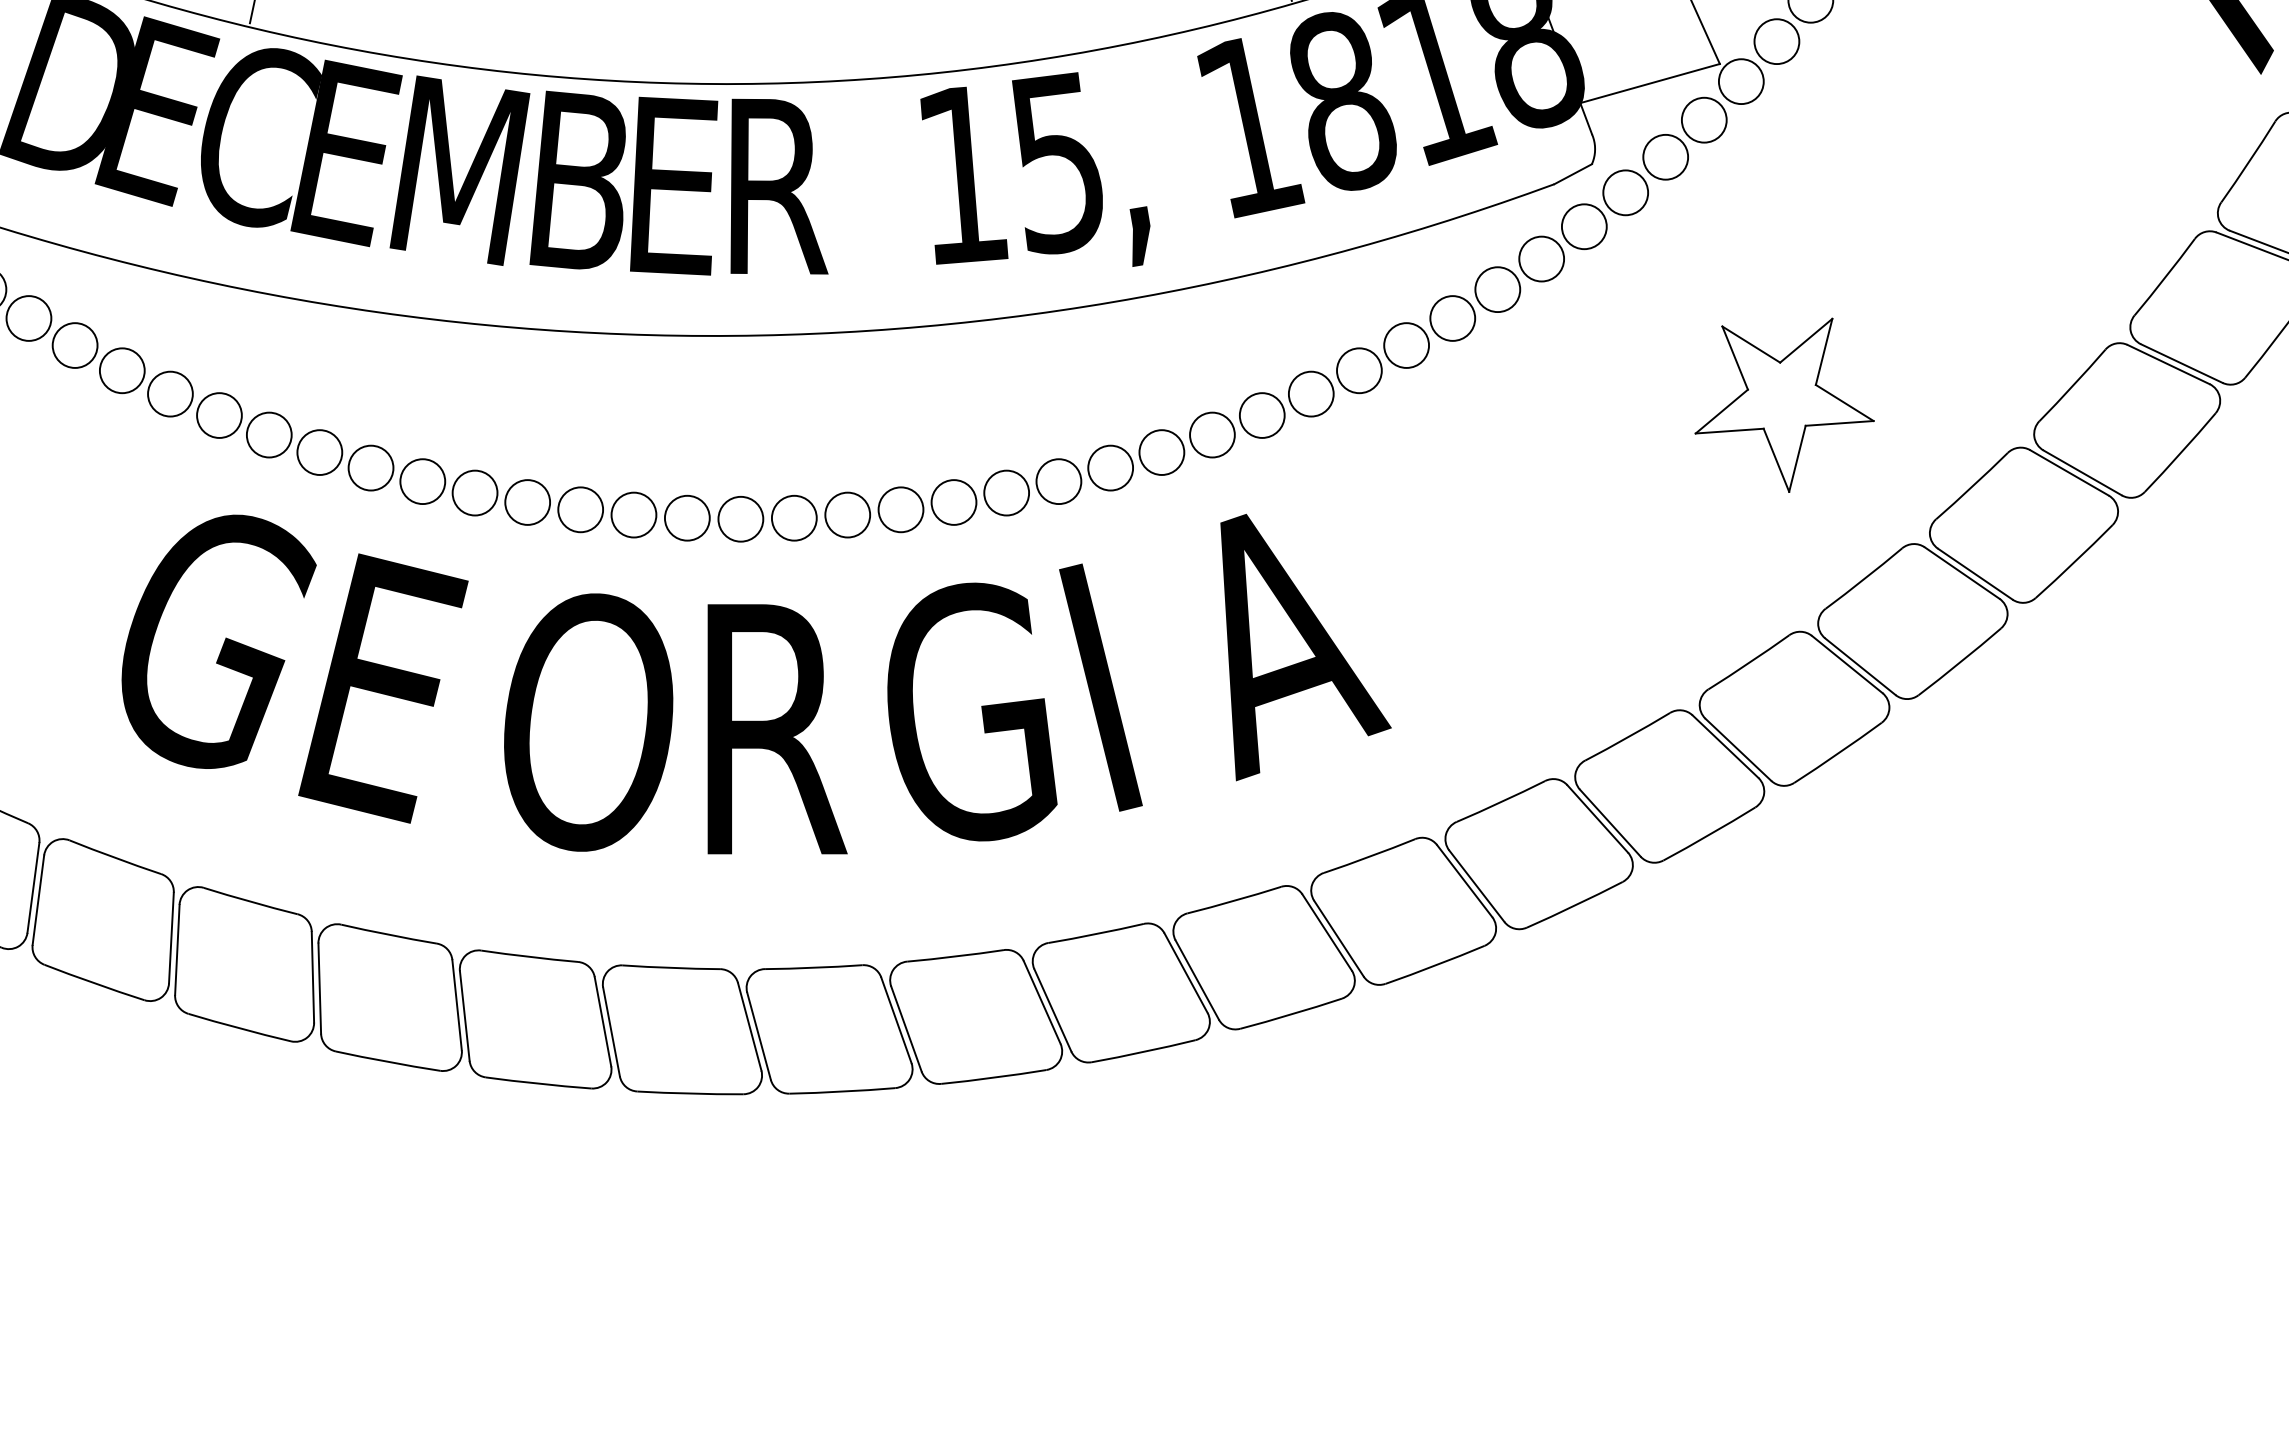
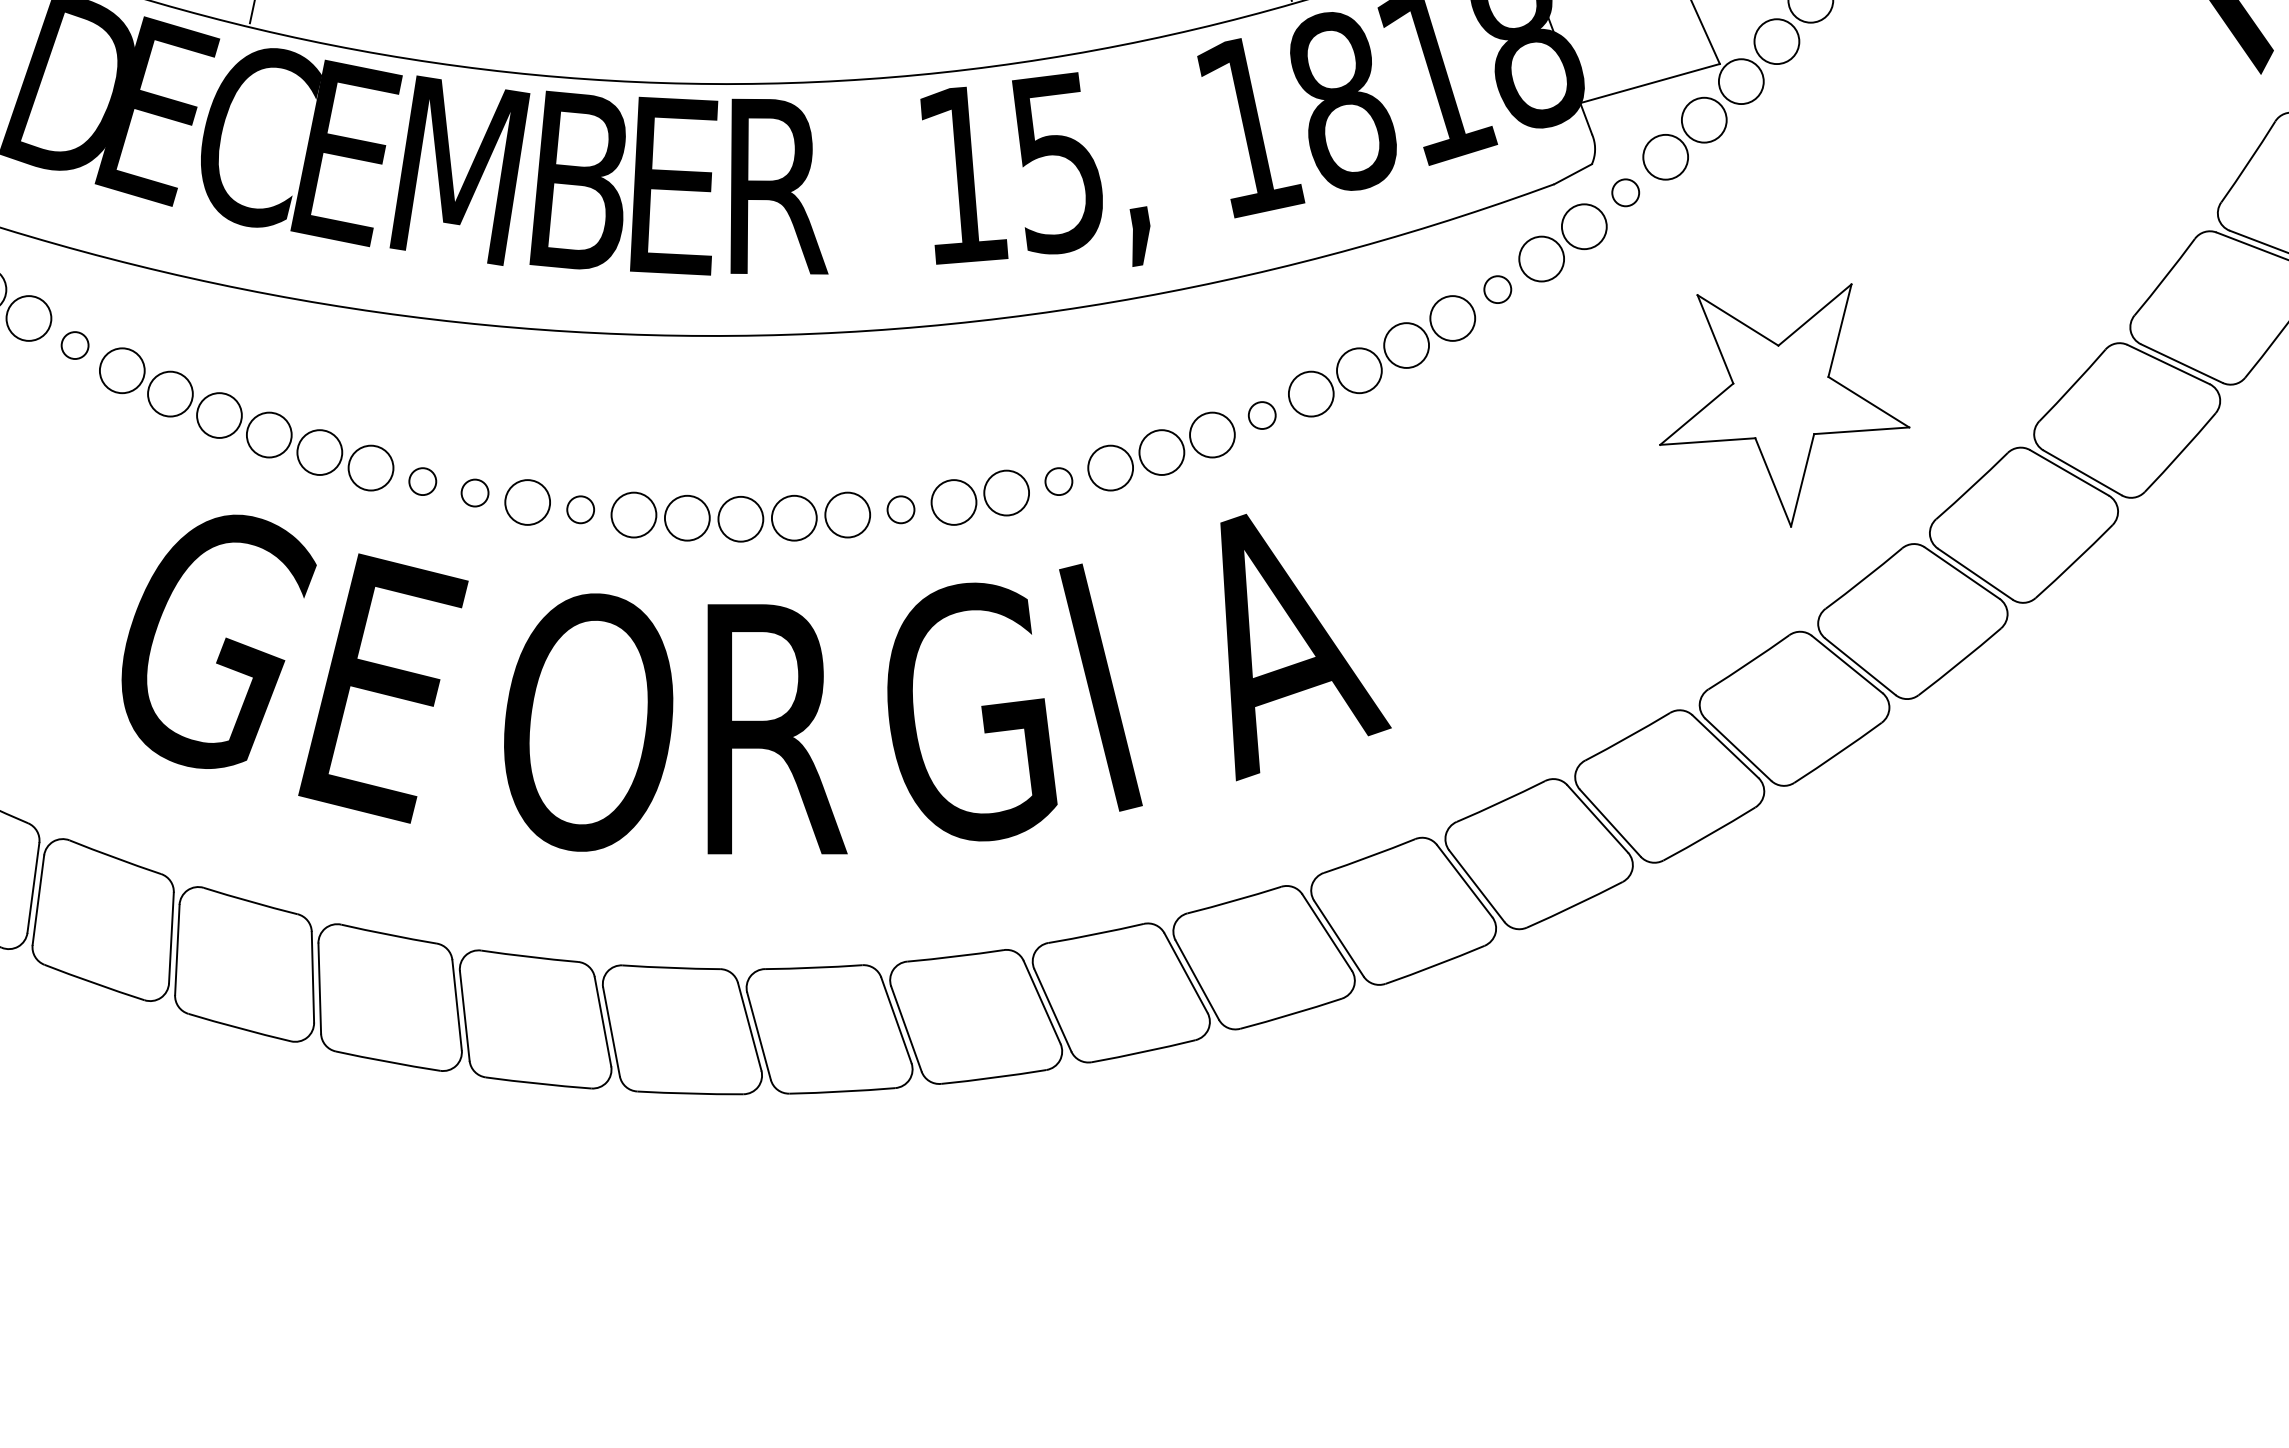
circle diameter: 45 px -> 27 px (1625, 192)
circle diameter: 45 px -> 27 px (1497, 289)
circle diameter: 45 px -> 27 px (74, 345)
part size: 181x176 px -> 252x245 px (1784, 405)
circle diameter: 45 px -> 27 px (1261, 415)
circle diameter: 45 px -> 27 px (422, 481)
circle diameter: 45 px -> 27 px (1058, 481)
circle diameter: 45 px -> 27 px (474, 492)
circle diameter: 45 px -> 27 px (580, 509)
circle diameter: 45 px -> 27 px (900, 509)
